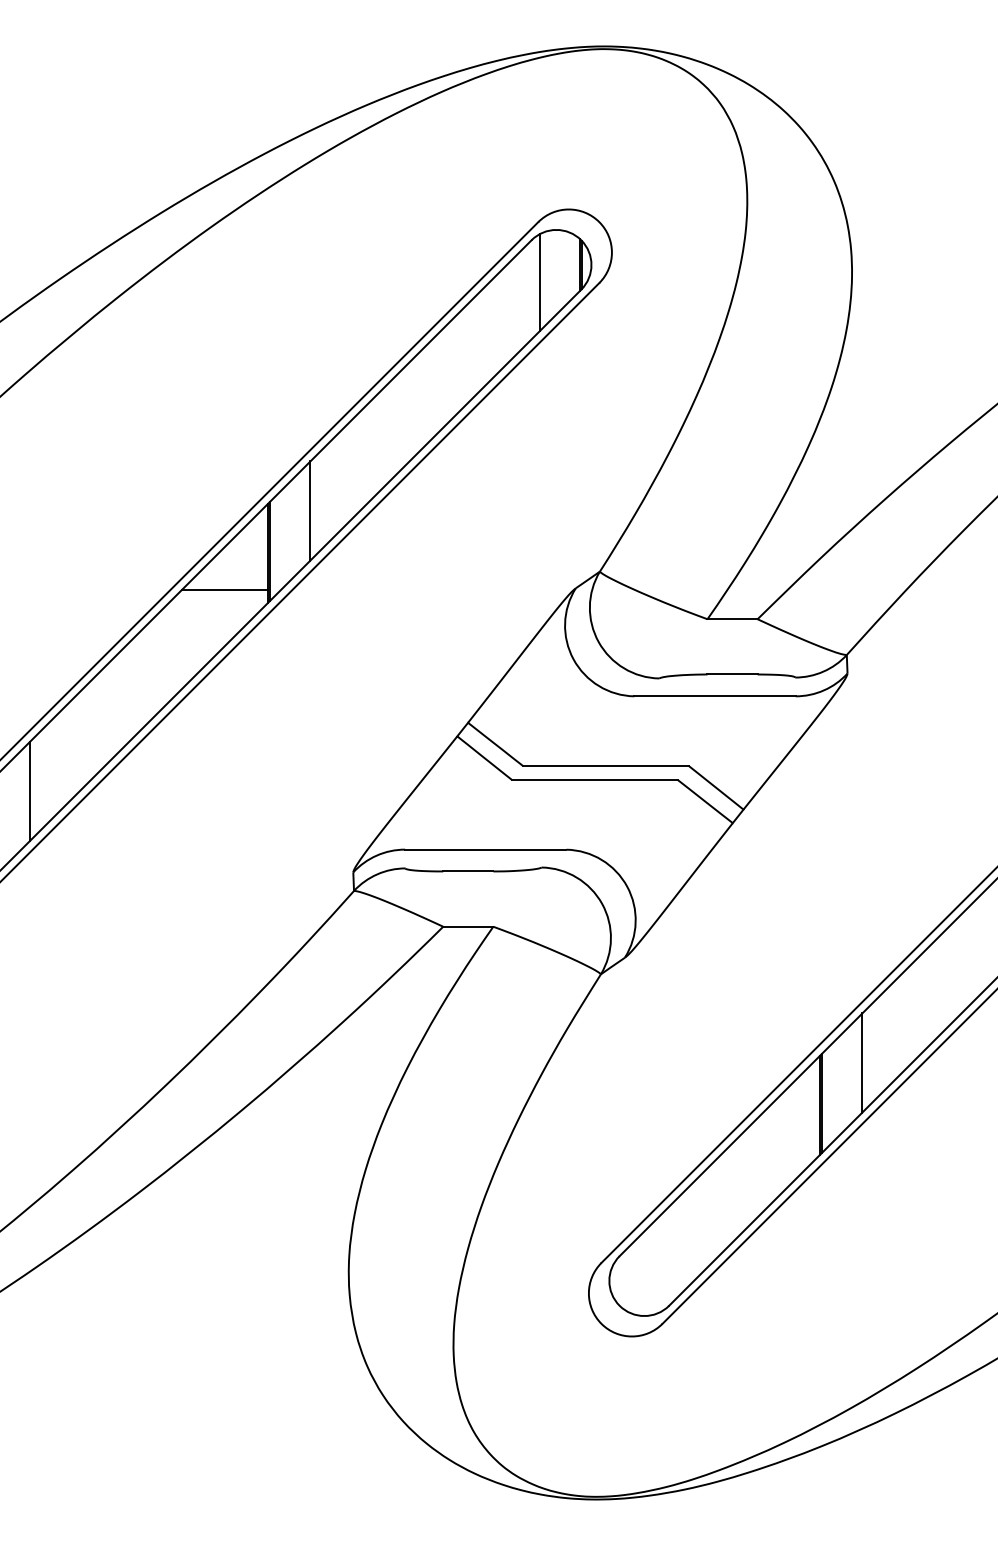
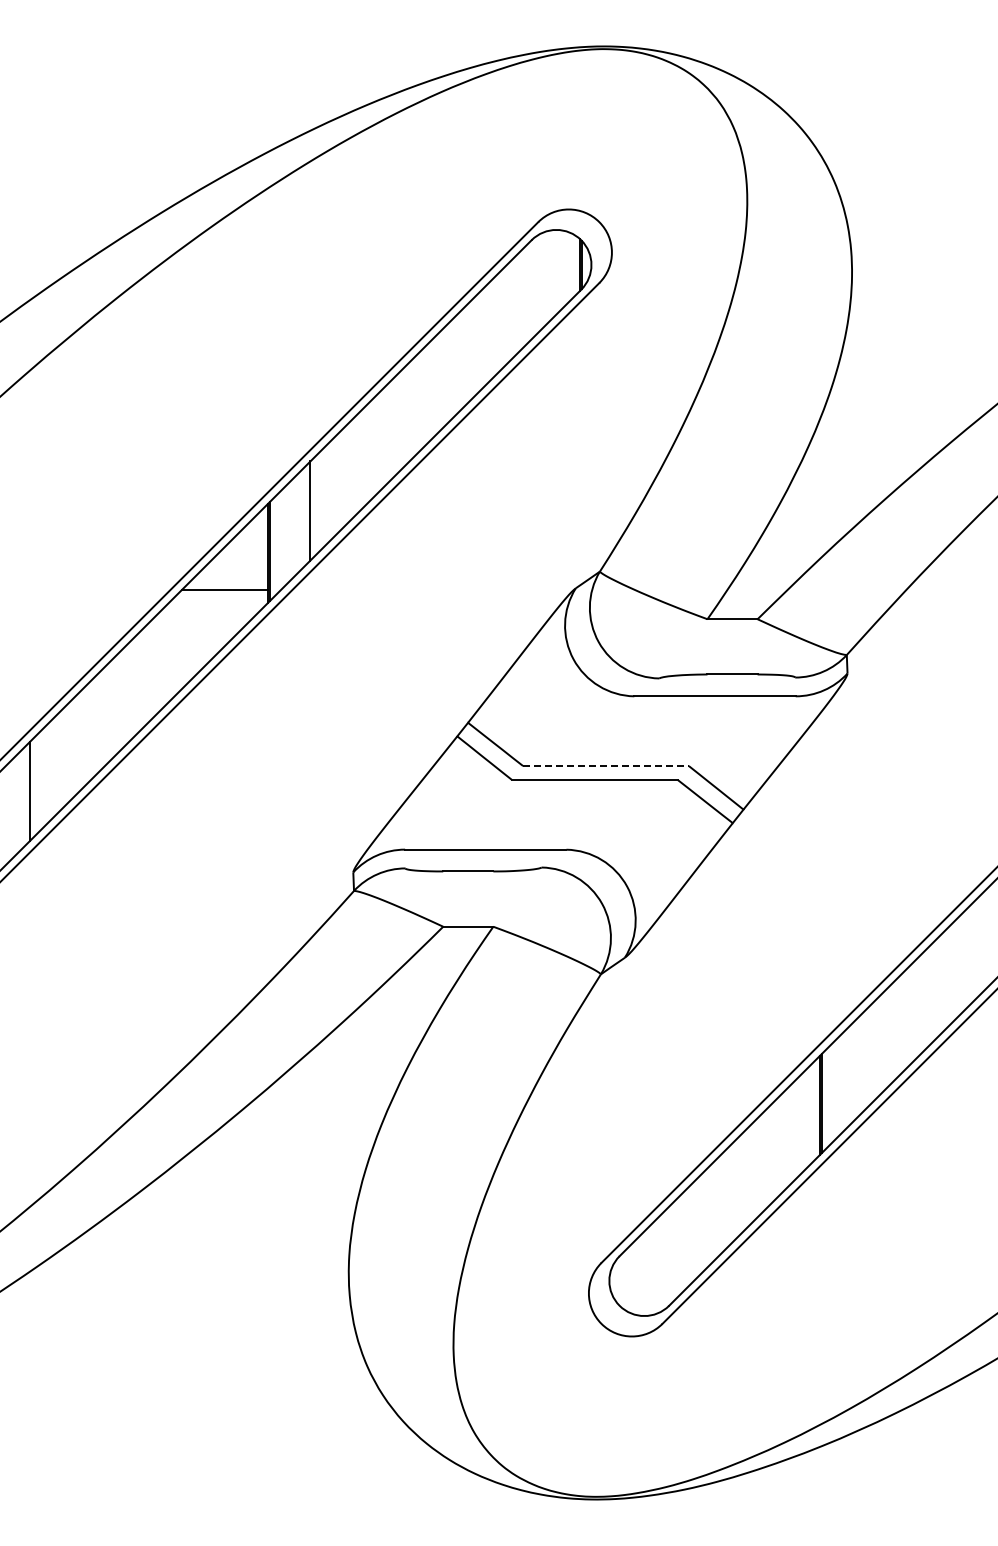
line: present -> none (539, 282)
line: solid -> dashed (605, 766)
line: present -> none (862, 1062)
